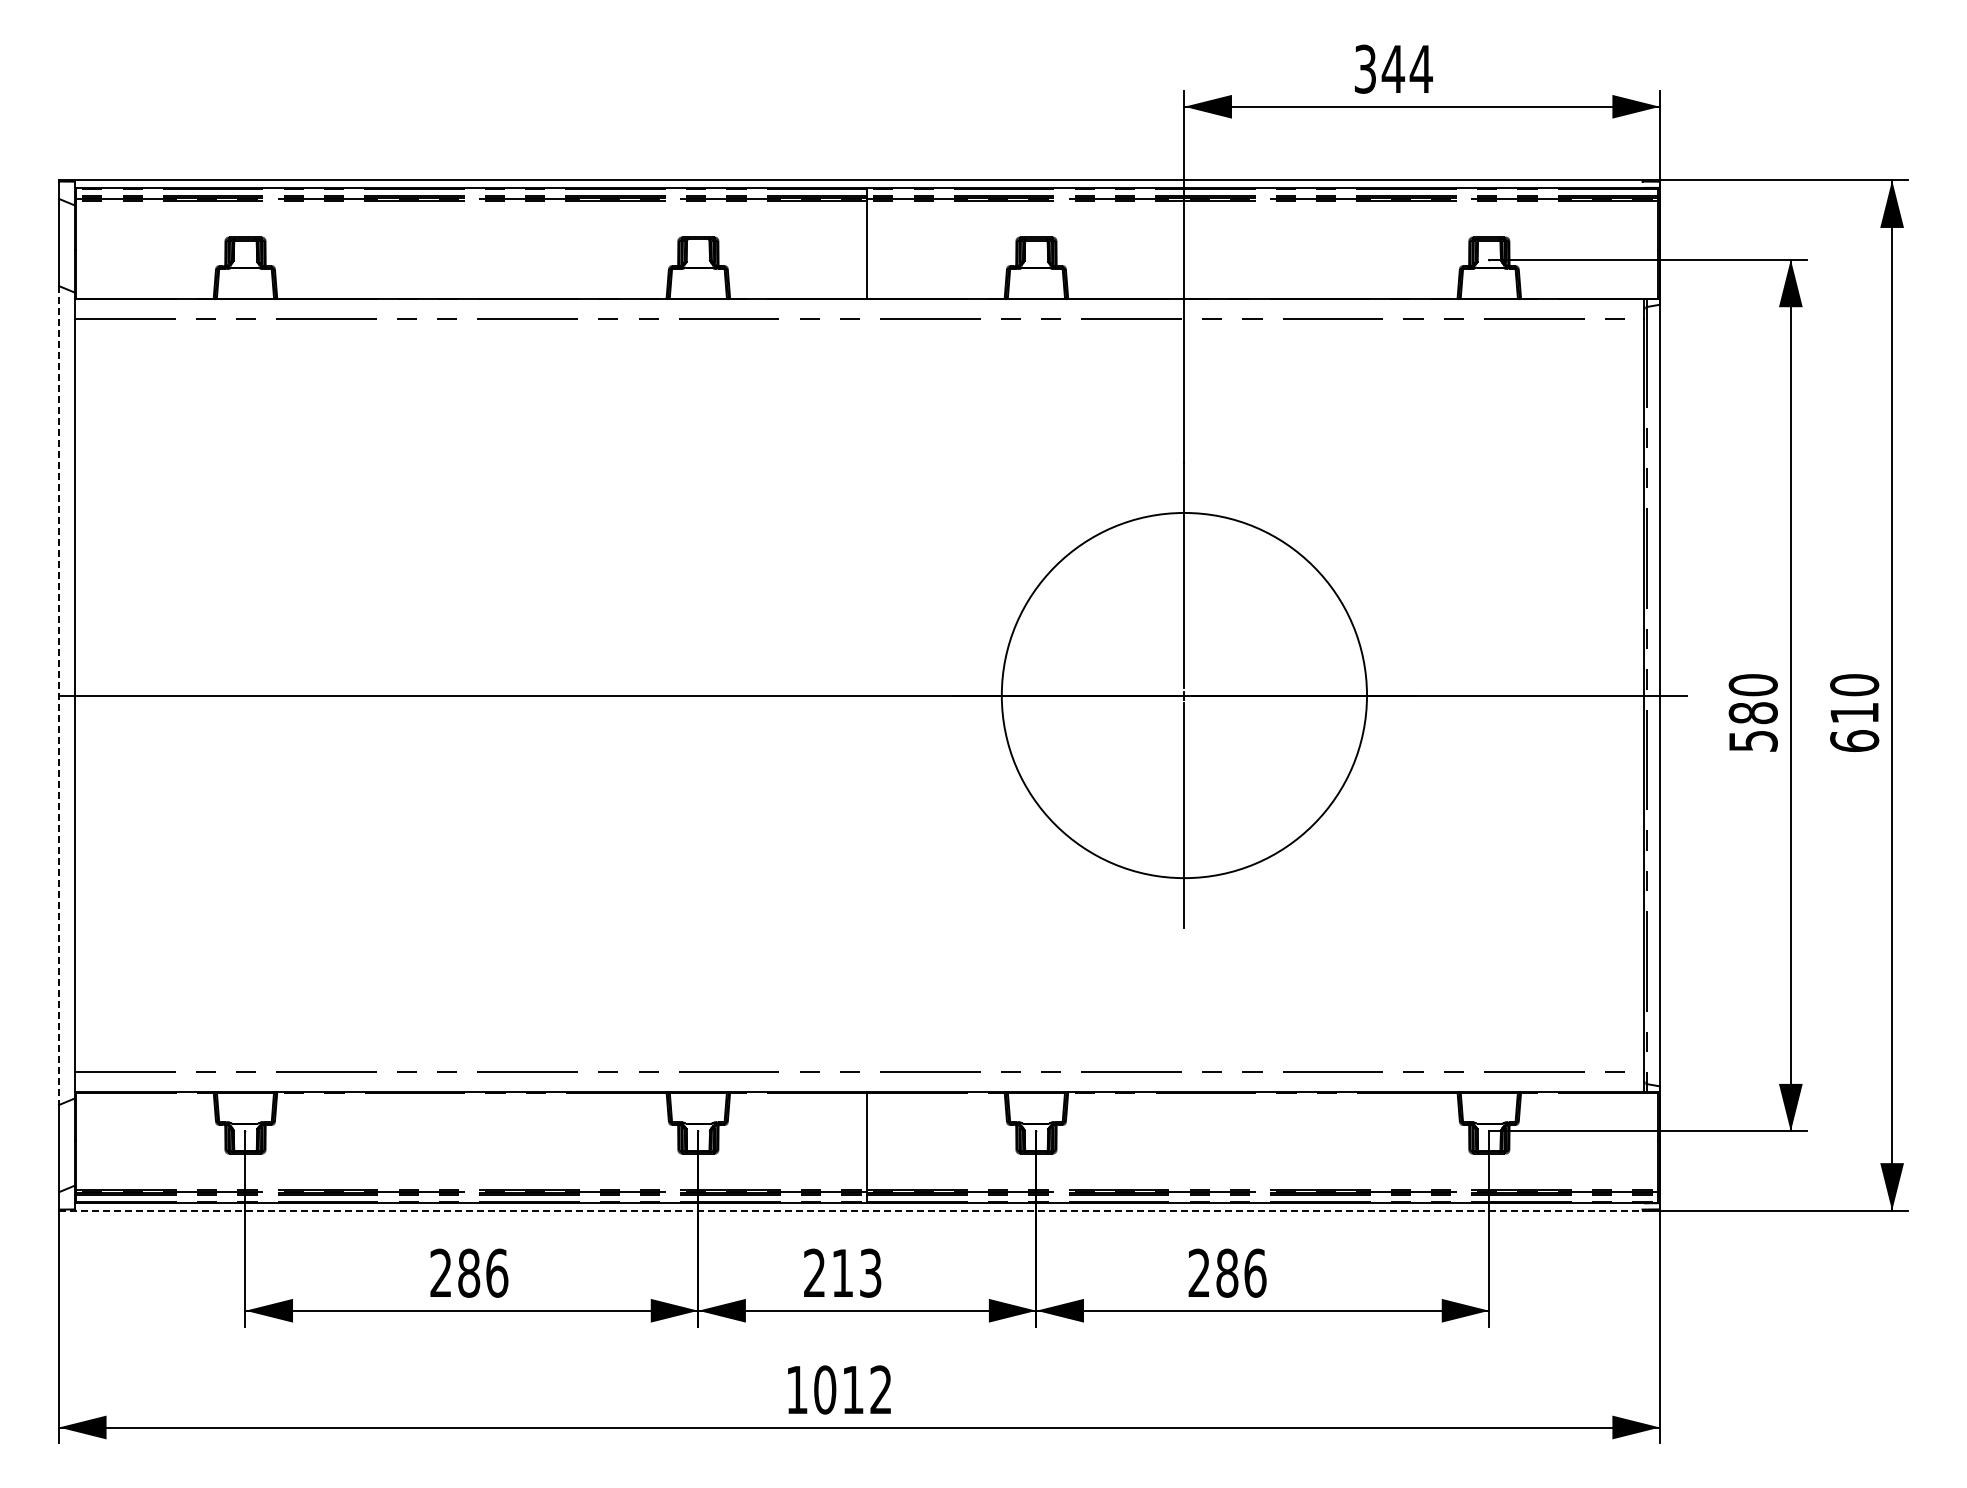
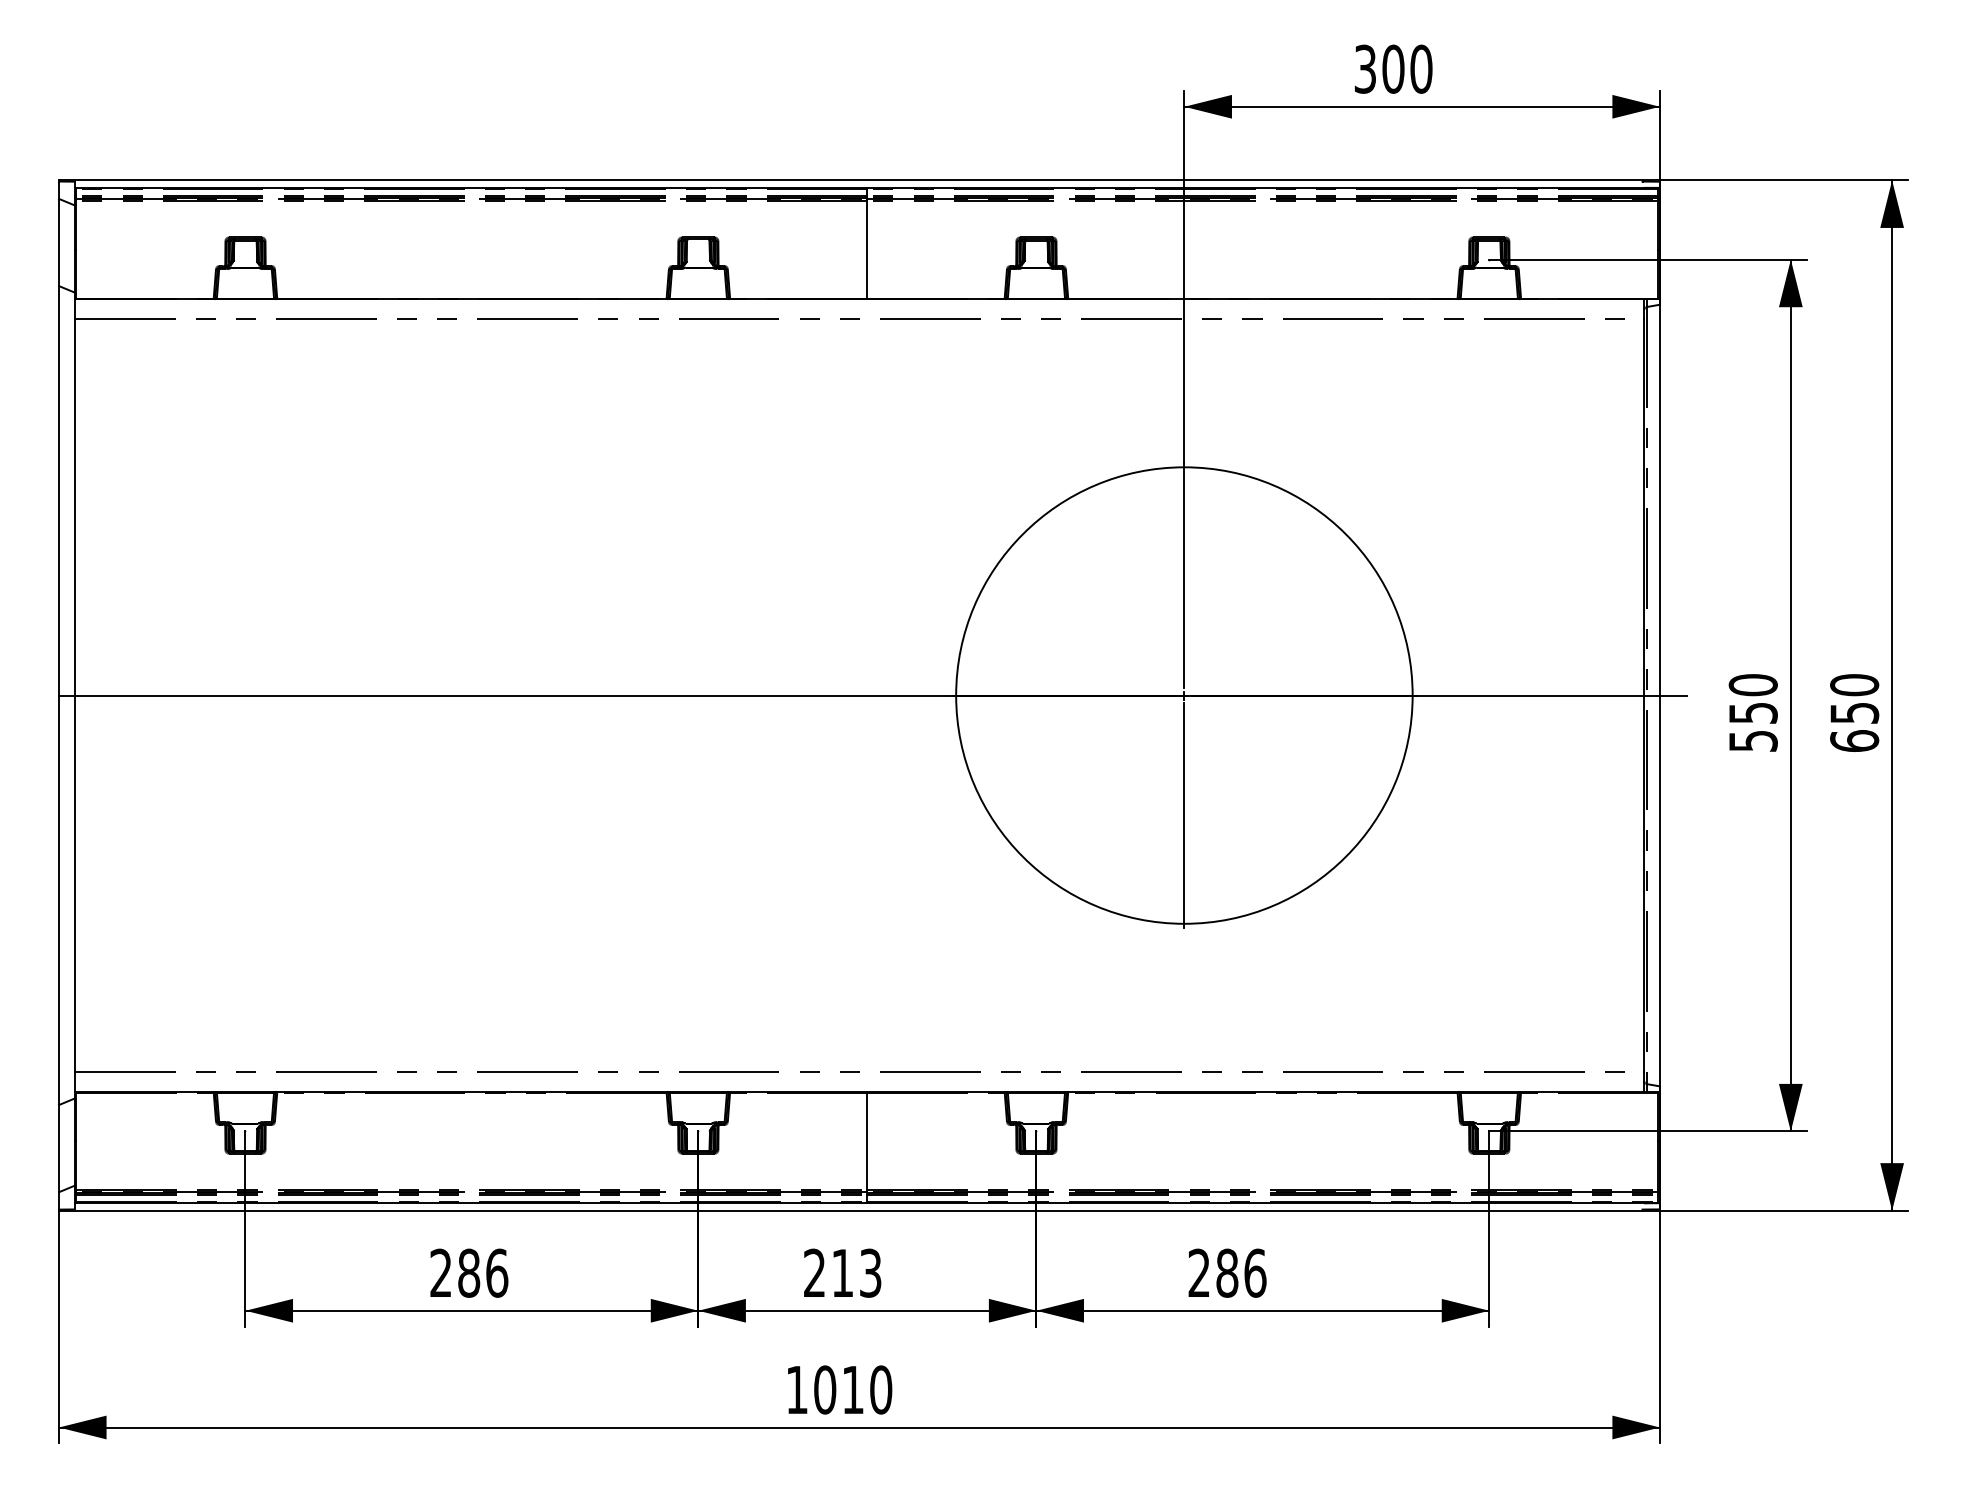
text: 344 -> 300 (1406, 68)
circle diameter: 365 px -> 456 px (1184, 695)
line: dashed -> solid (59, 696)
text: 580 -> 550 (1752, 713)
text: 610 -> 650 (1854, 713)
line: dashed -> solid (850, 1210)
text: 1012 -> 1010 (881, 1389)
